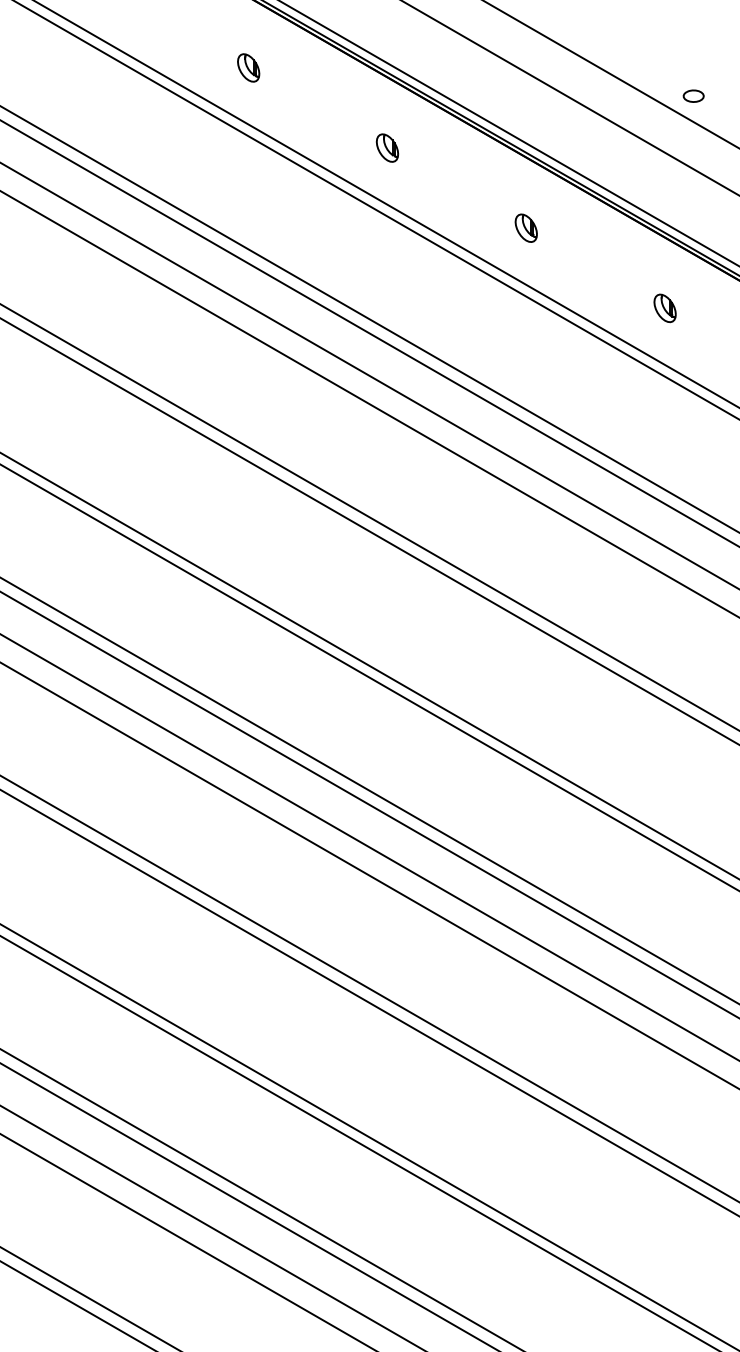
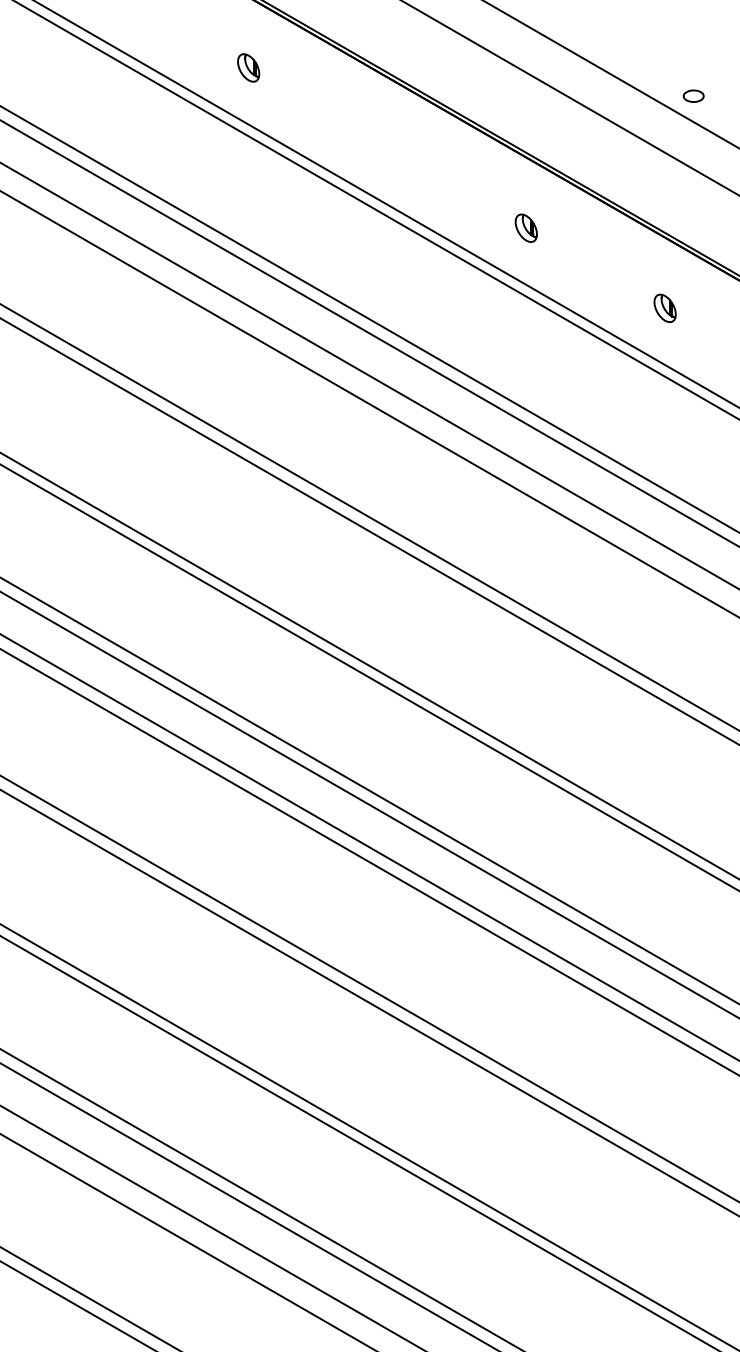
line: present -> none (509, 133)
part: present -> none (387, 147)
line position: (369, 875) -> (369, 861) (369, 861)
